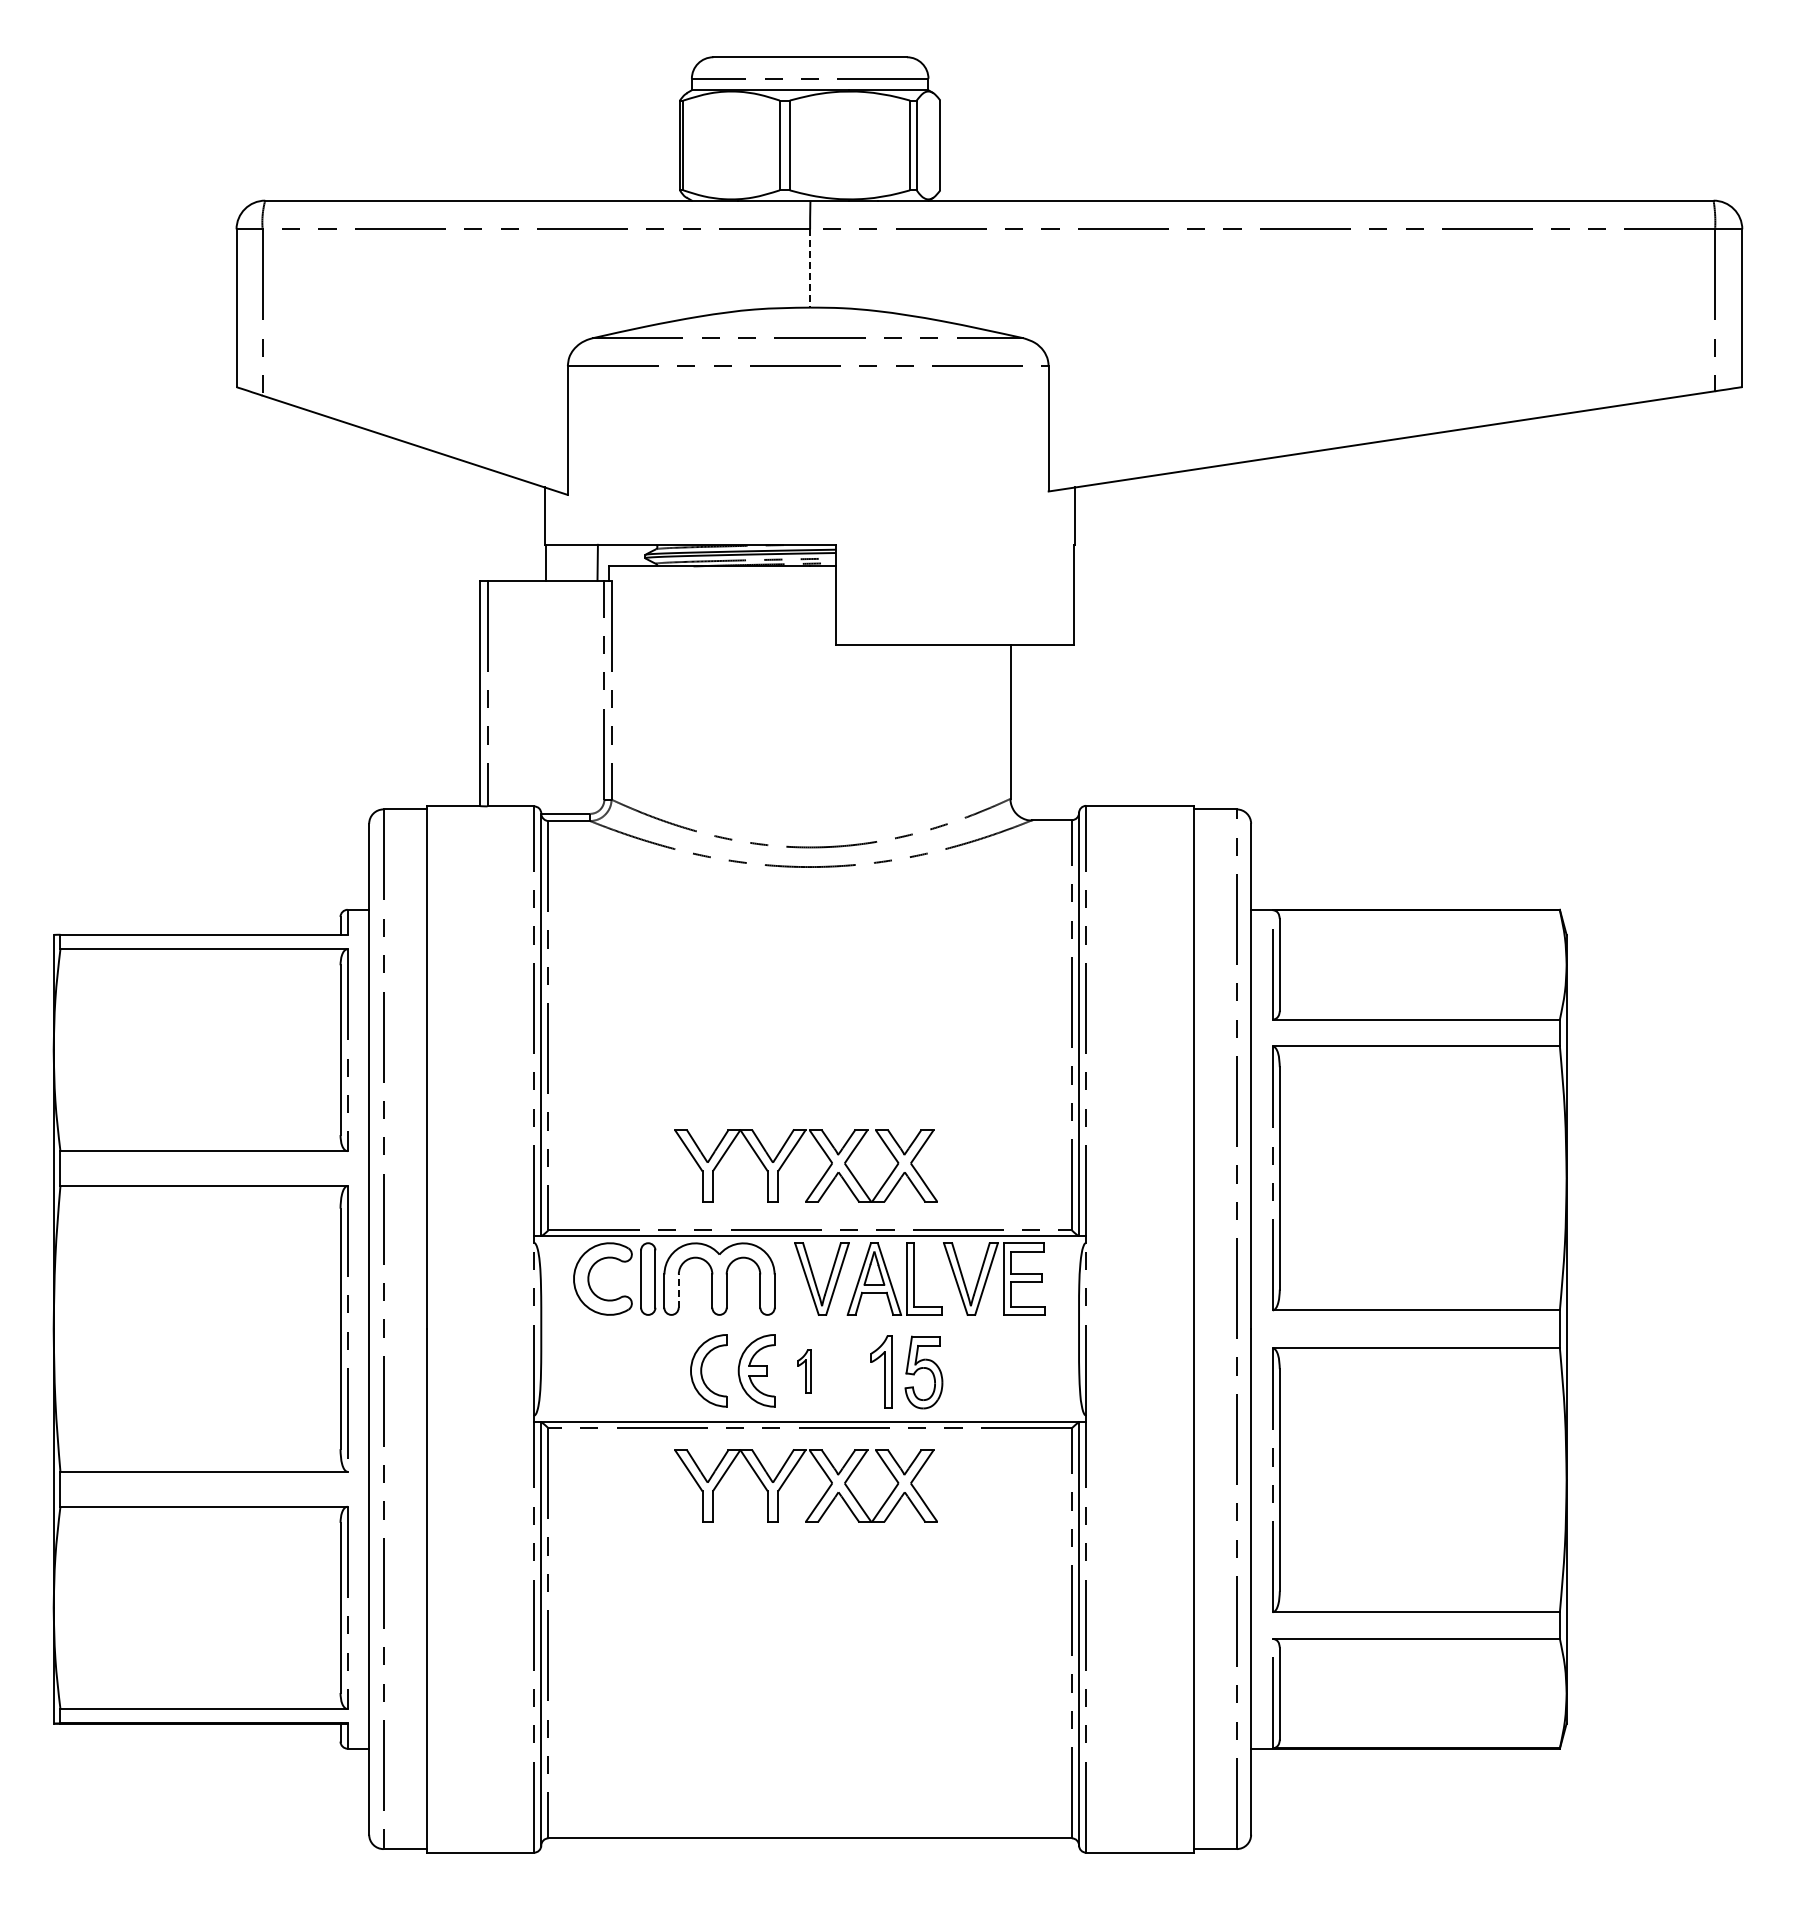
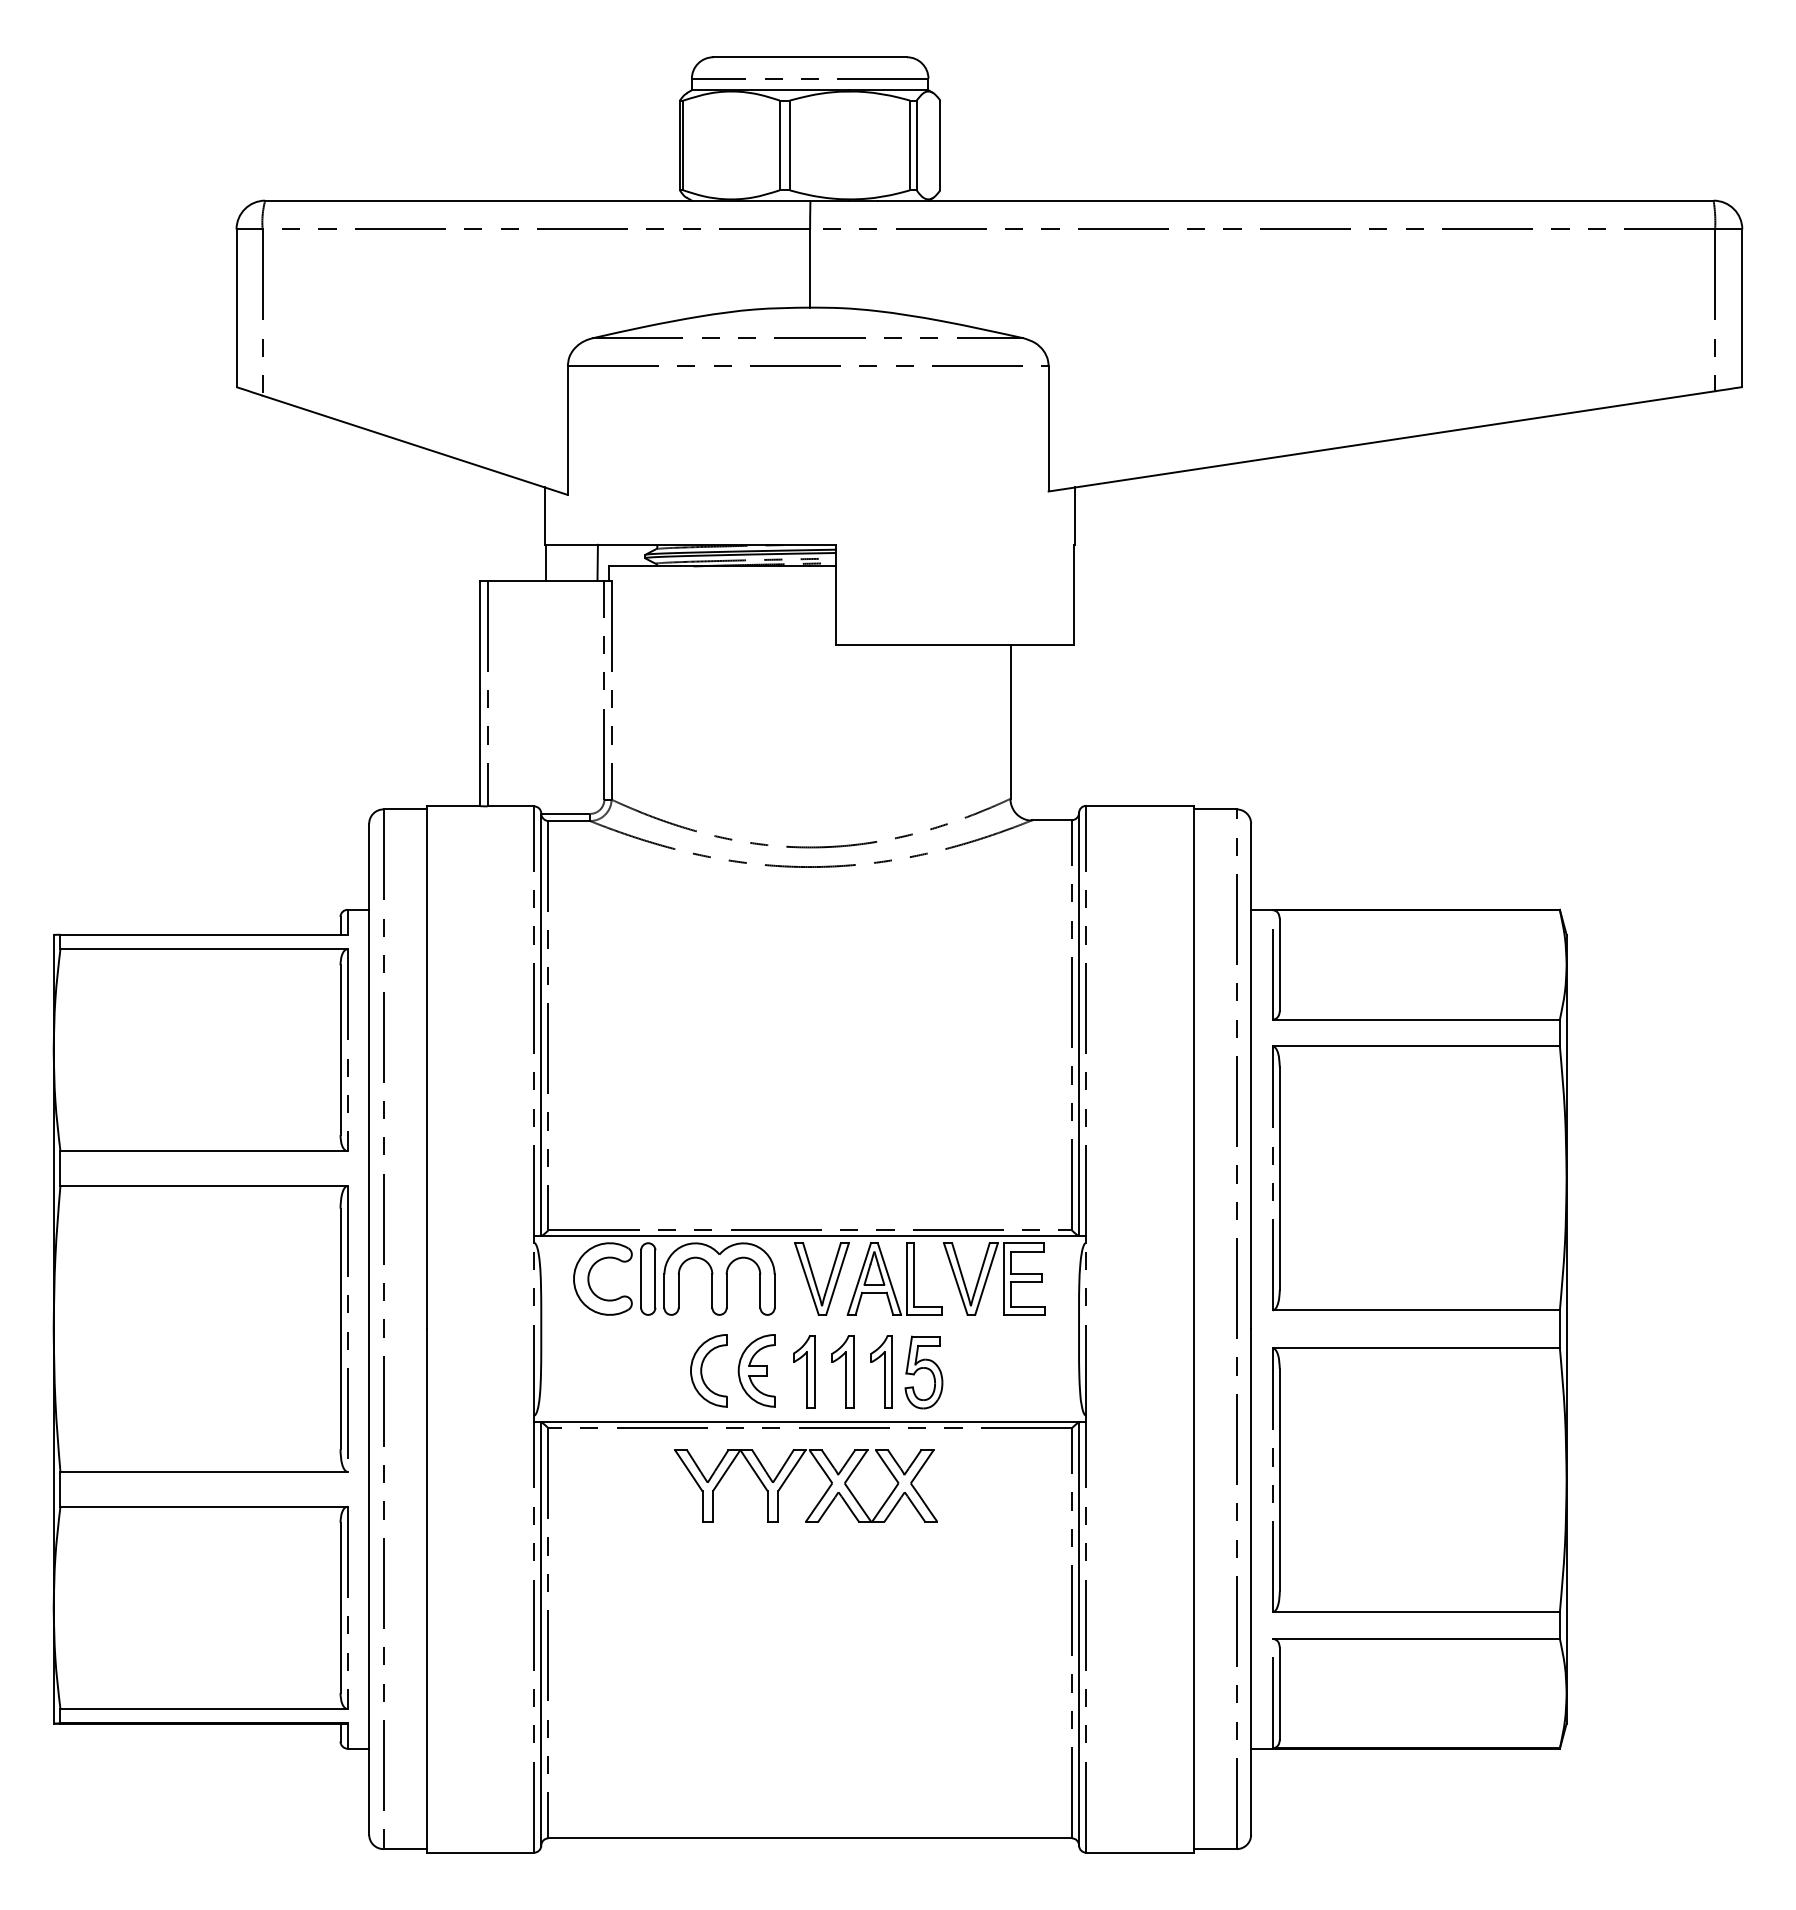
line: dashed -> solid (810, 269)
part: present -> none (789, 1156)
line: dashed -> solid (678, 1291)
part size: 15x45 px -> 23x74 px (804, 1371)
part: none -> present (842, 1371)
